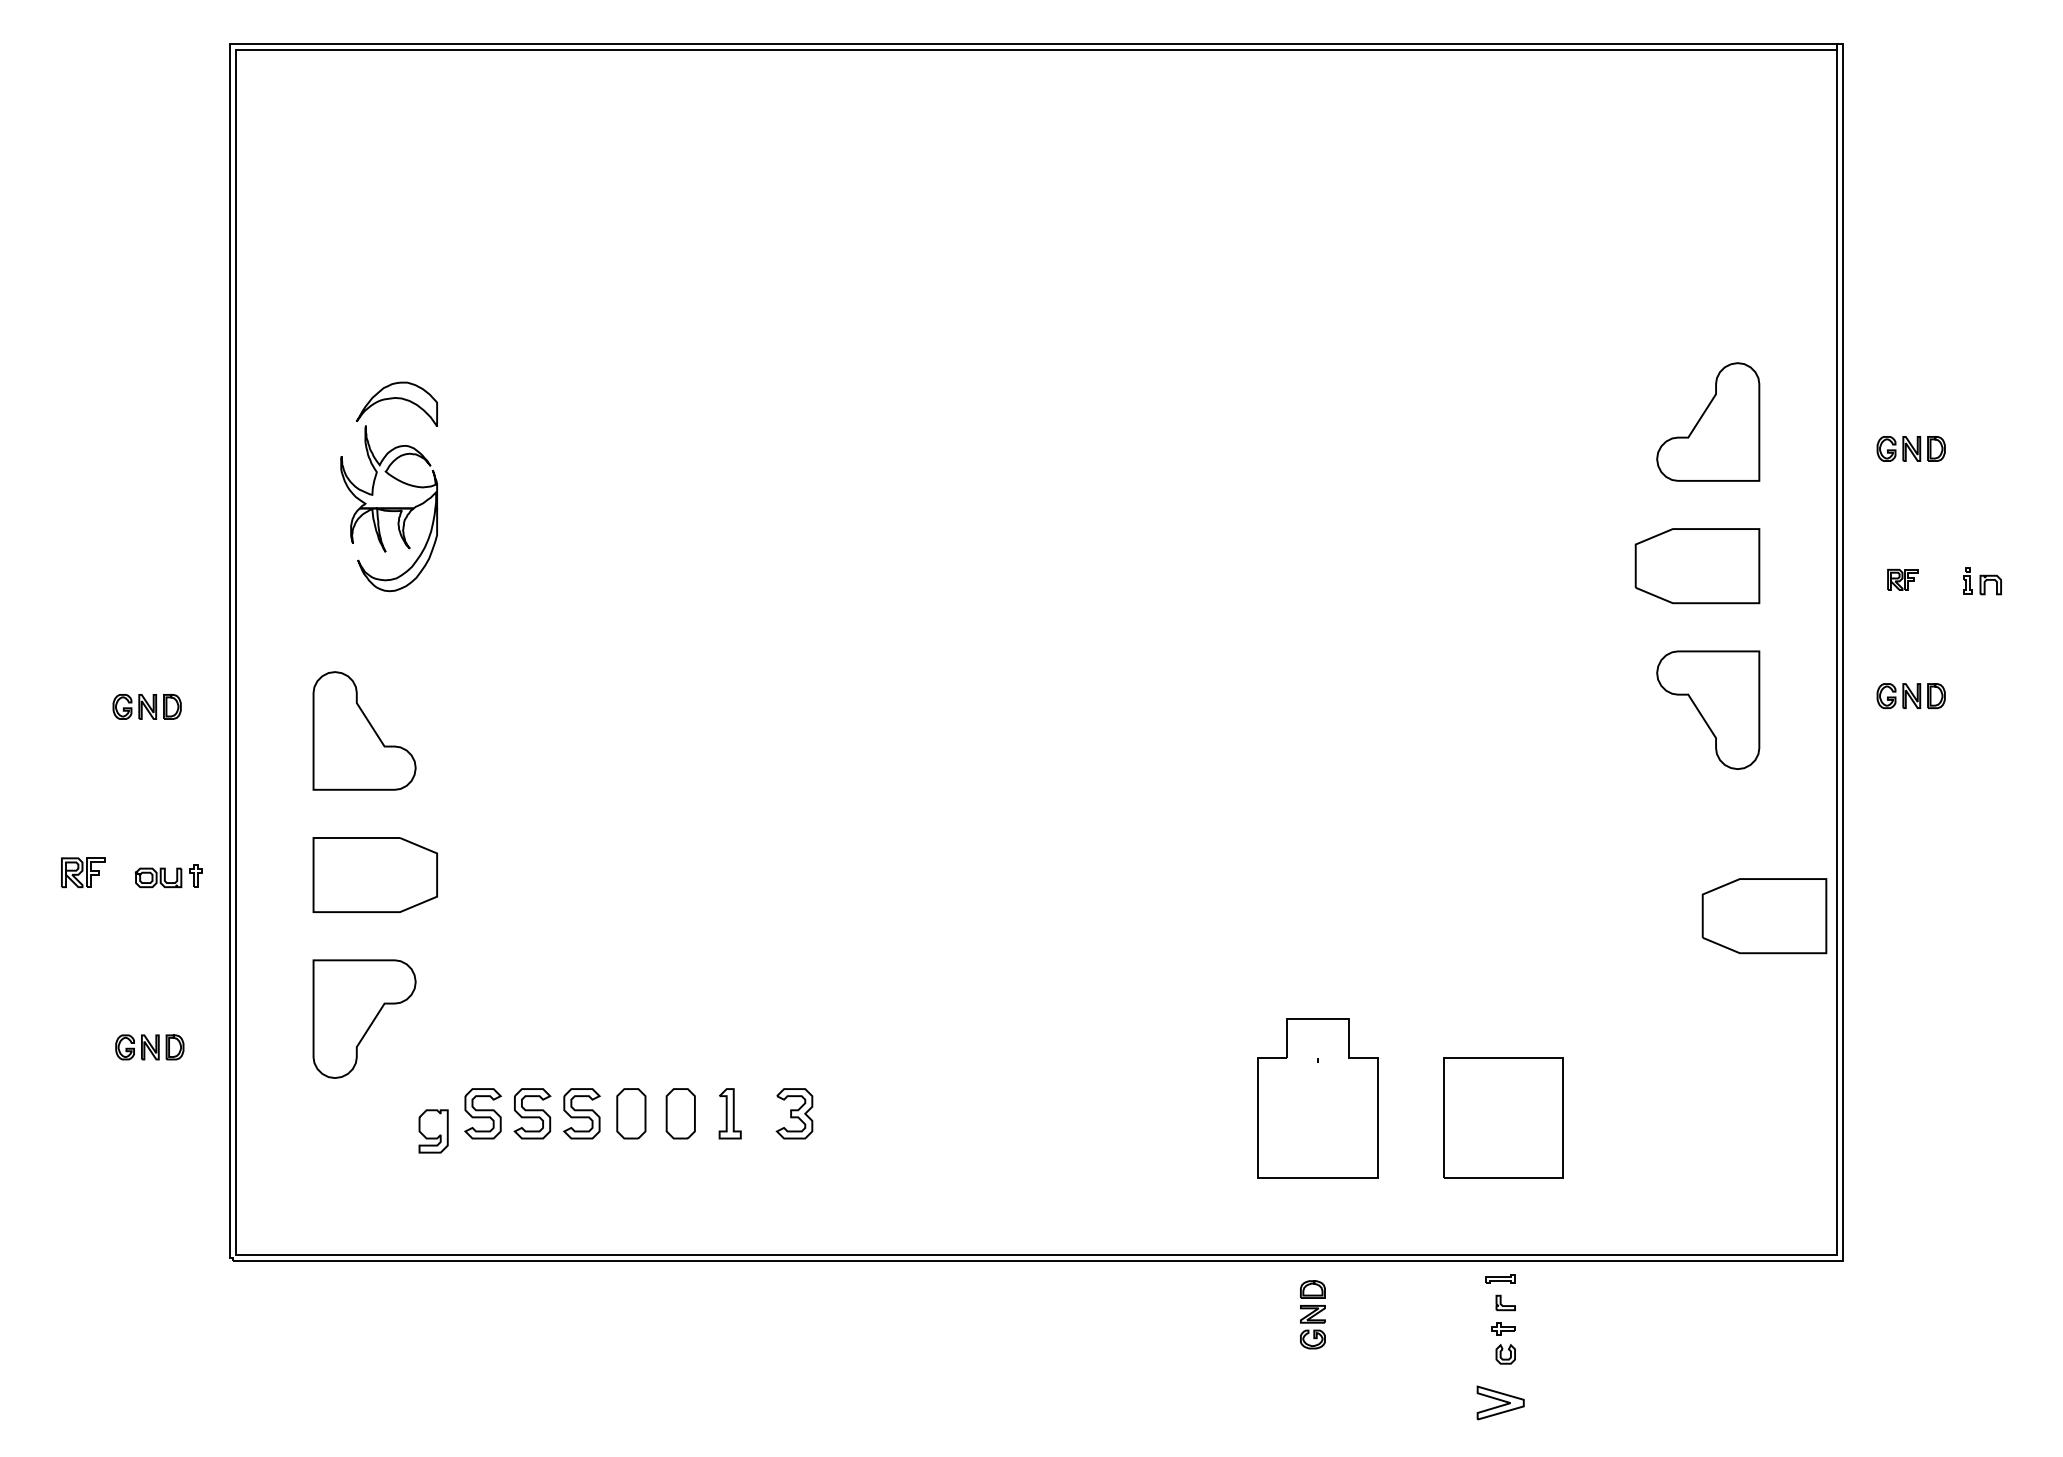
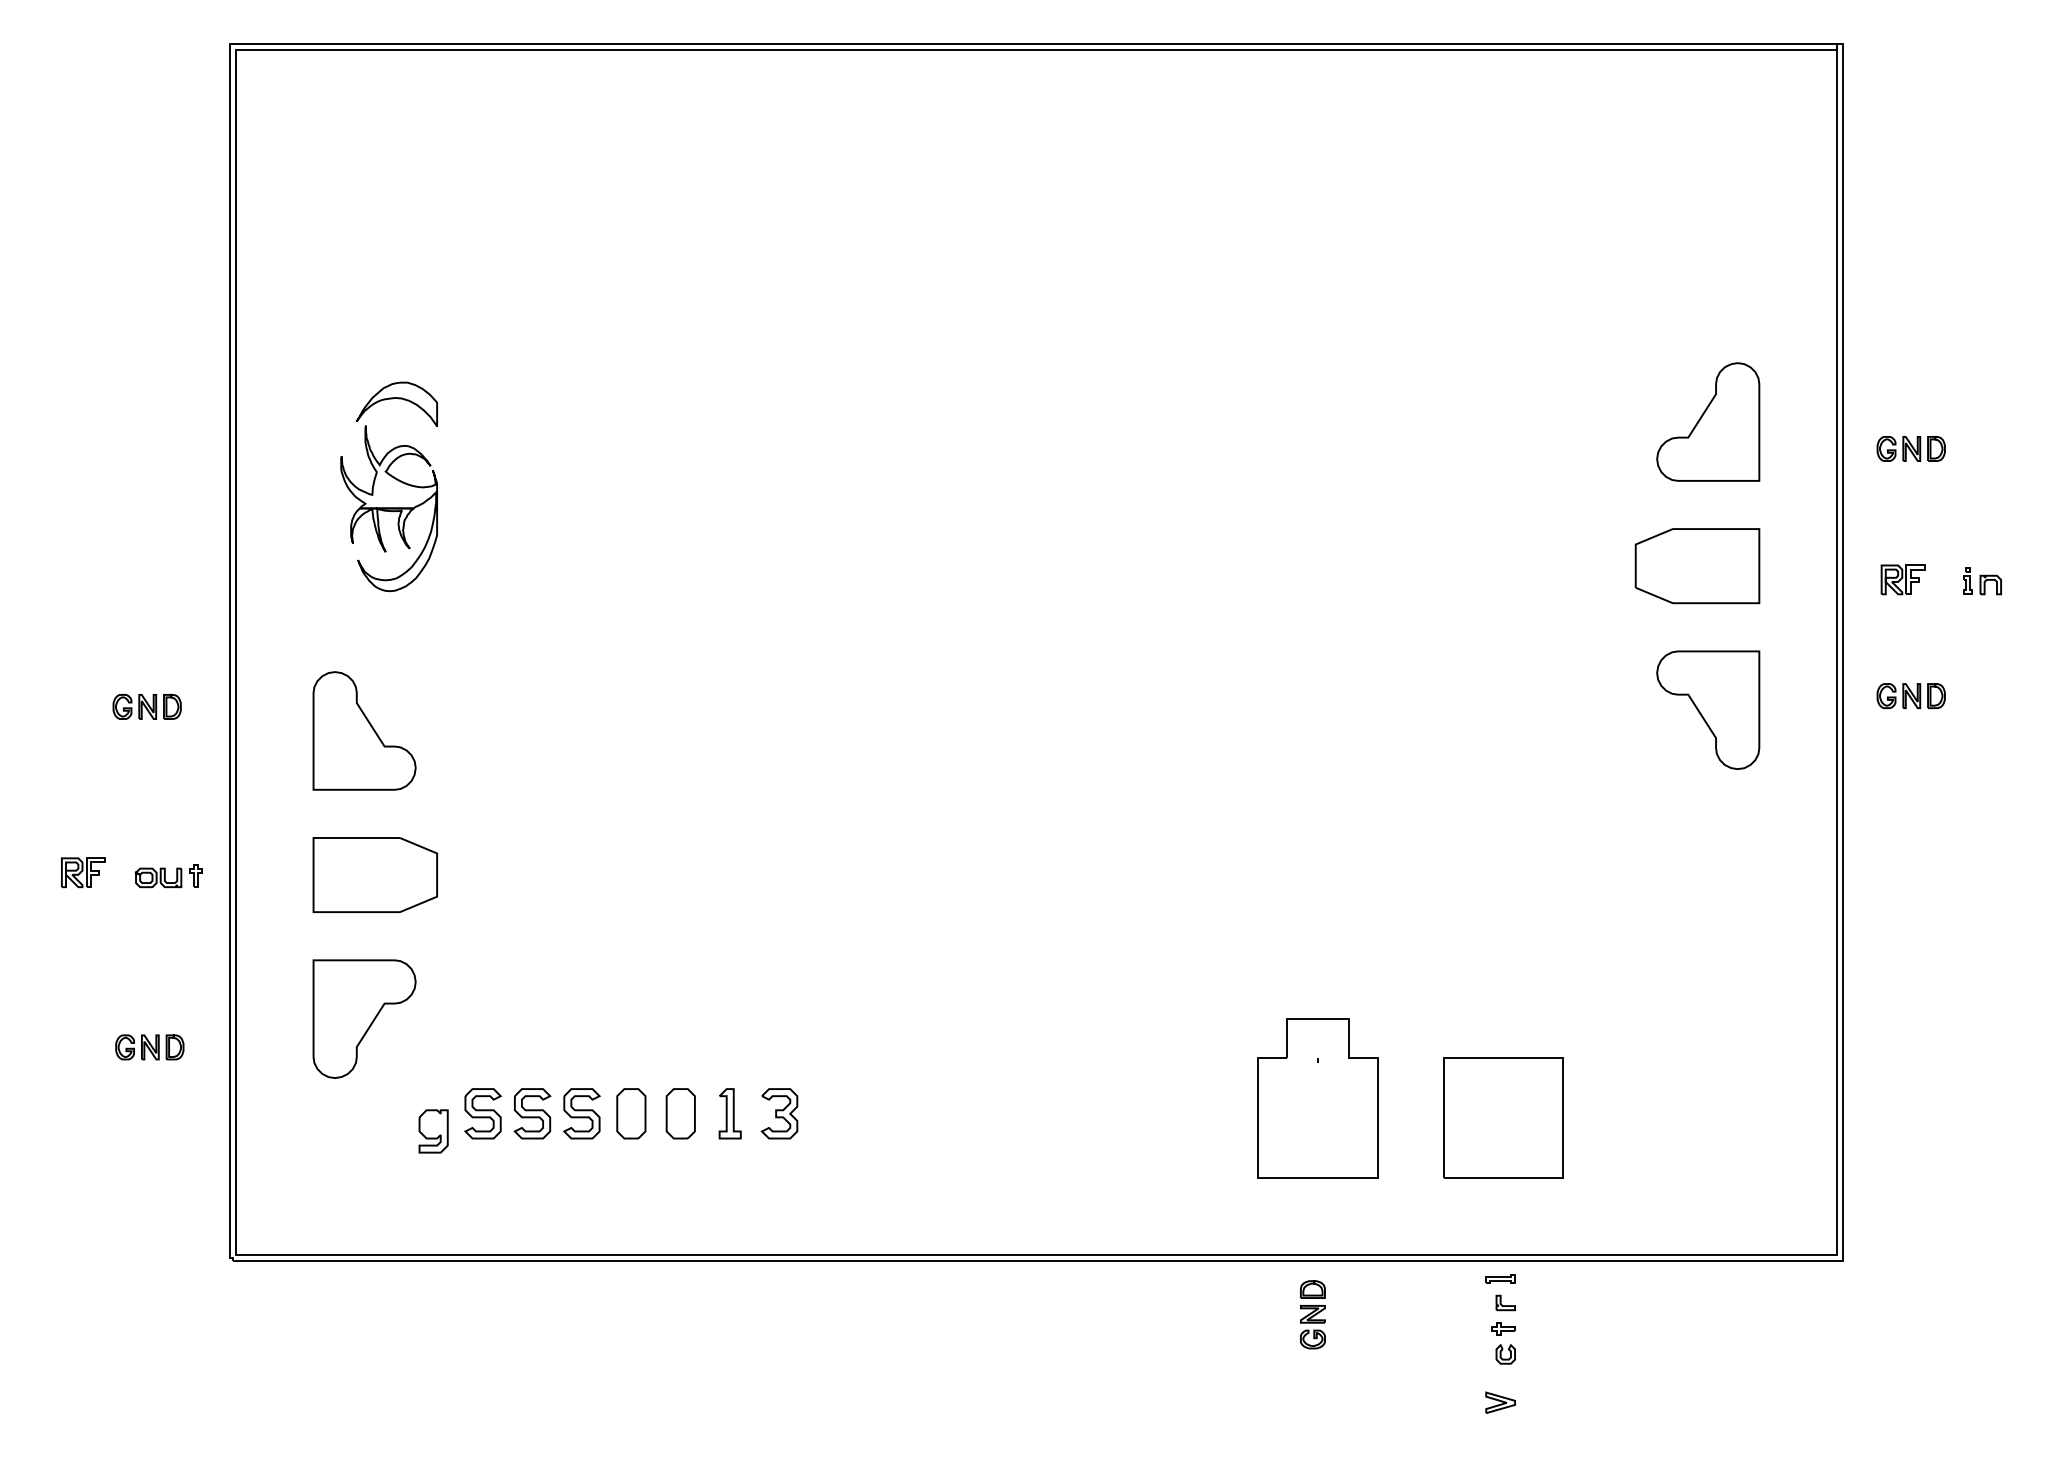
part size: 32x23 px -> 46x32 px (1902, 579)
part: present -> none (1764, 916)
part position: (794, 1113) -> (779, 1113) (779, 1113)
part size: 49x36 px -> 31x23 px (1500, 1402)
